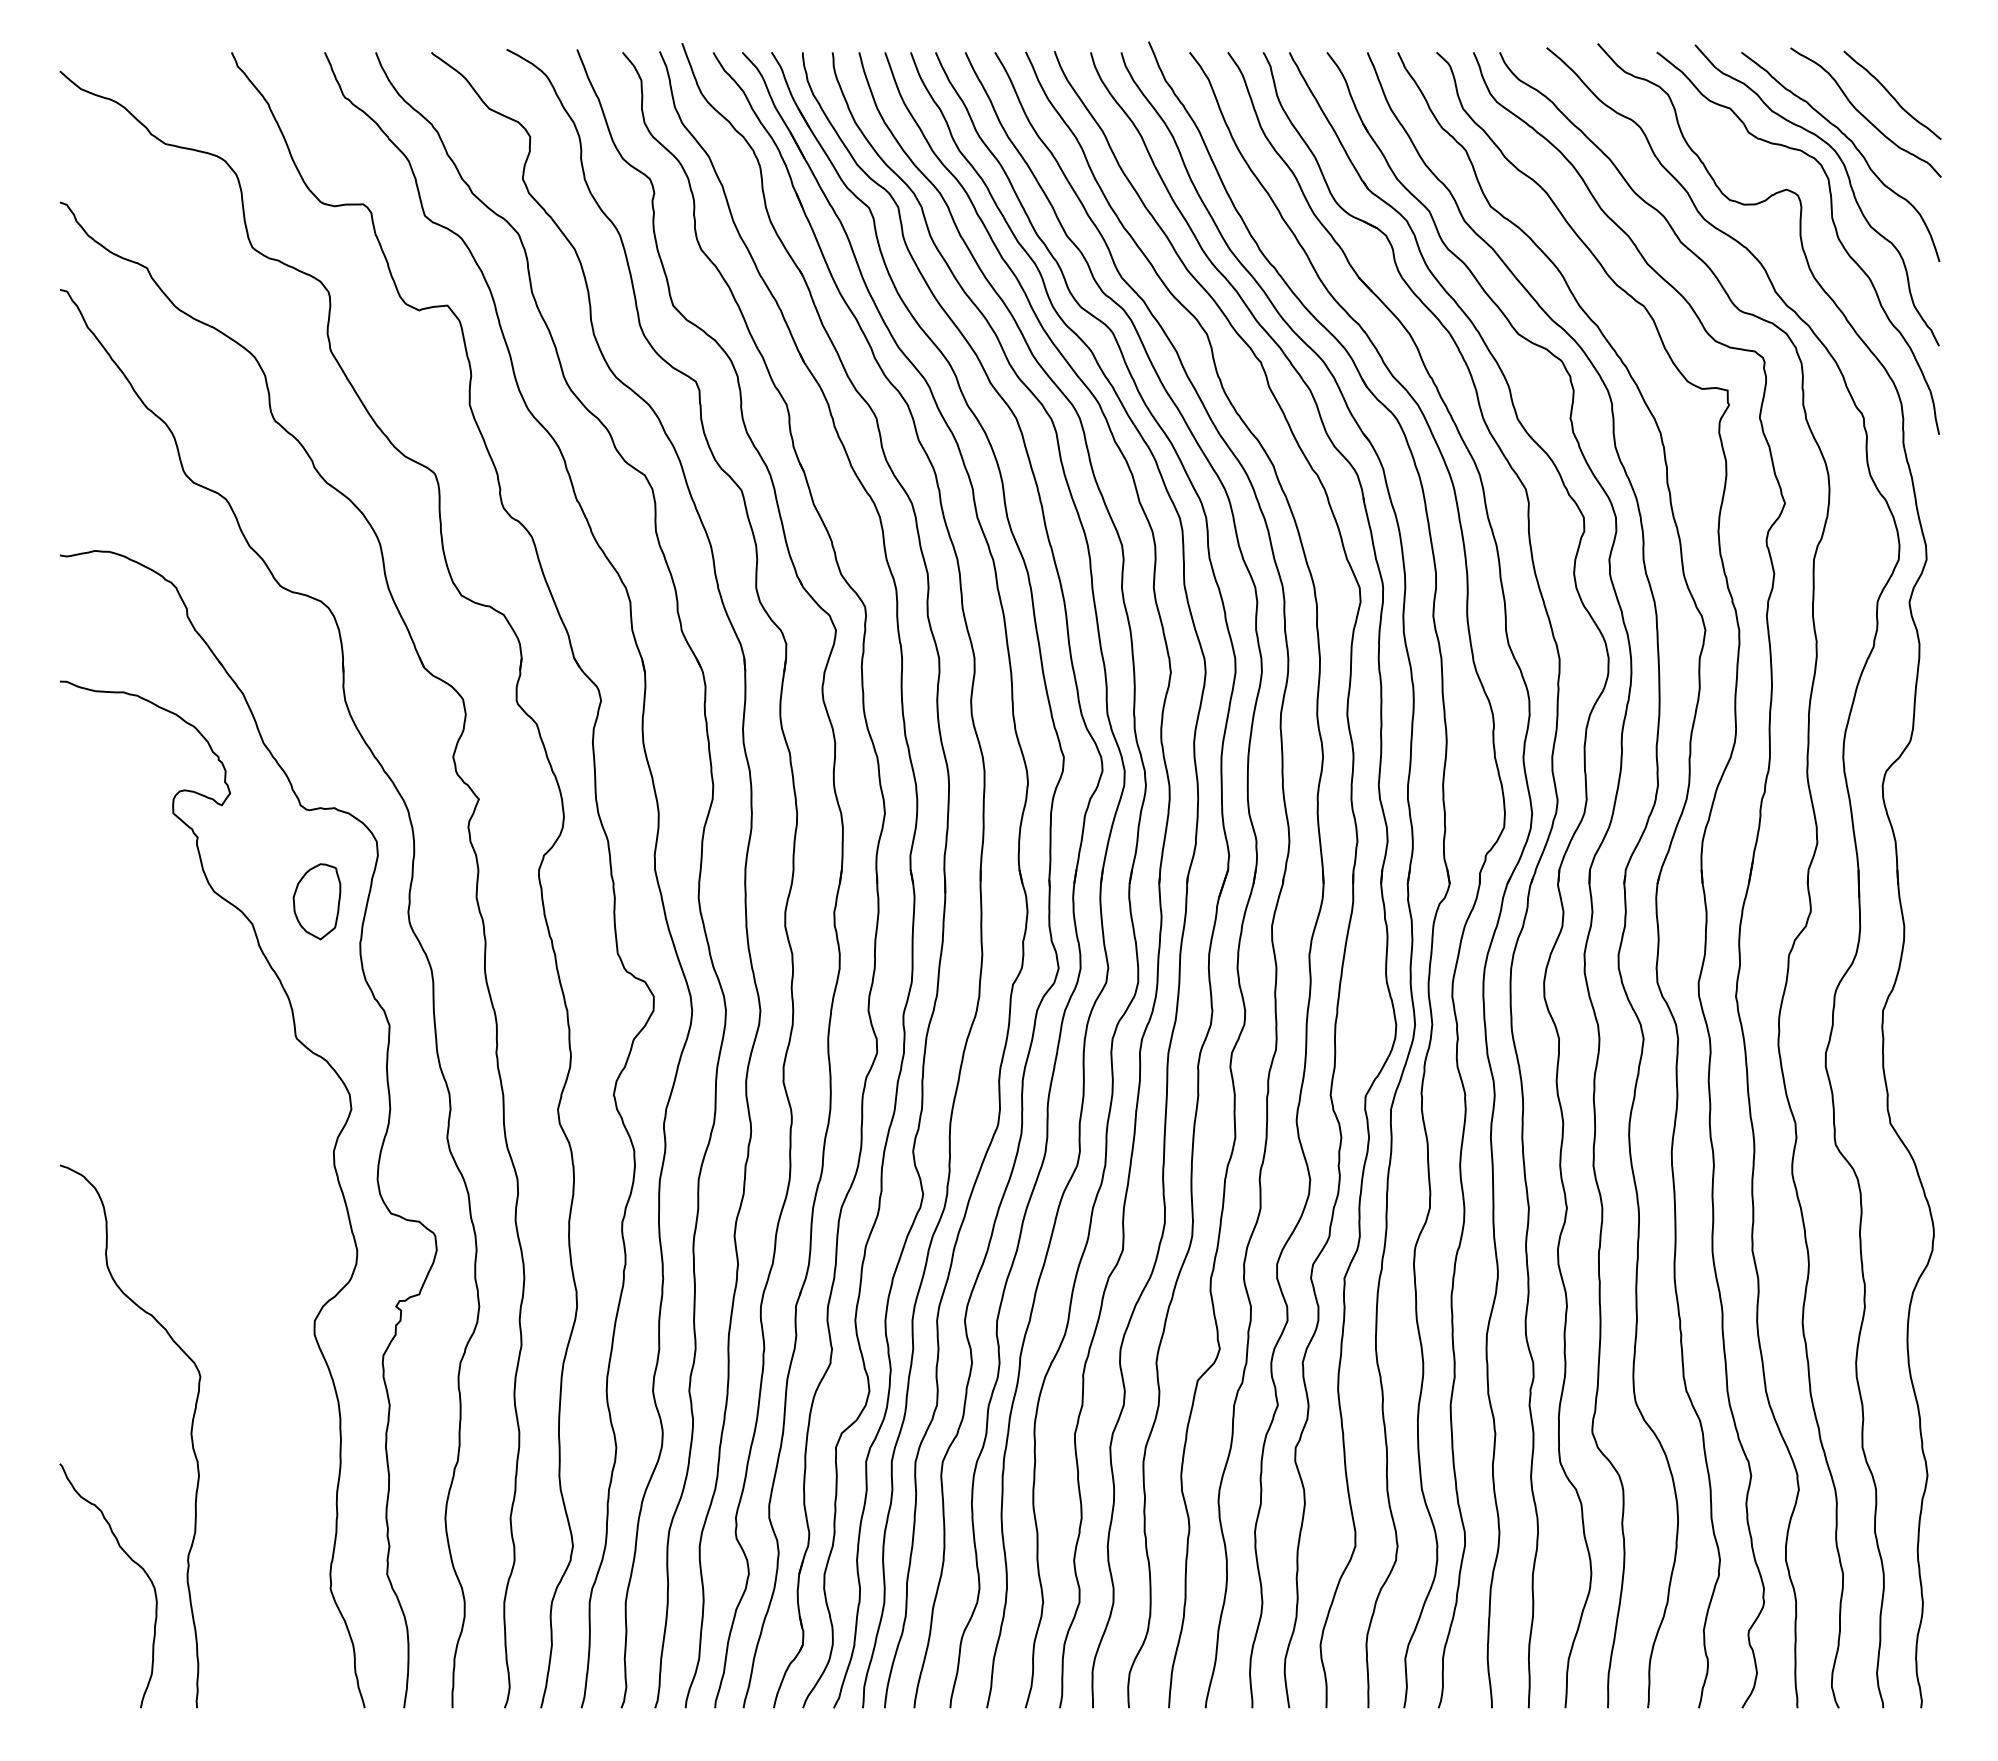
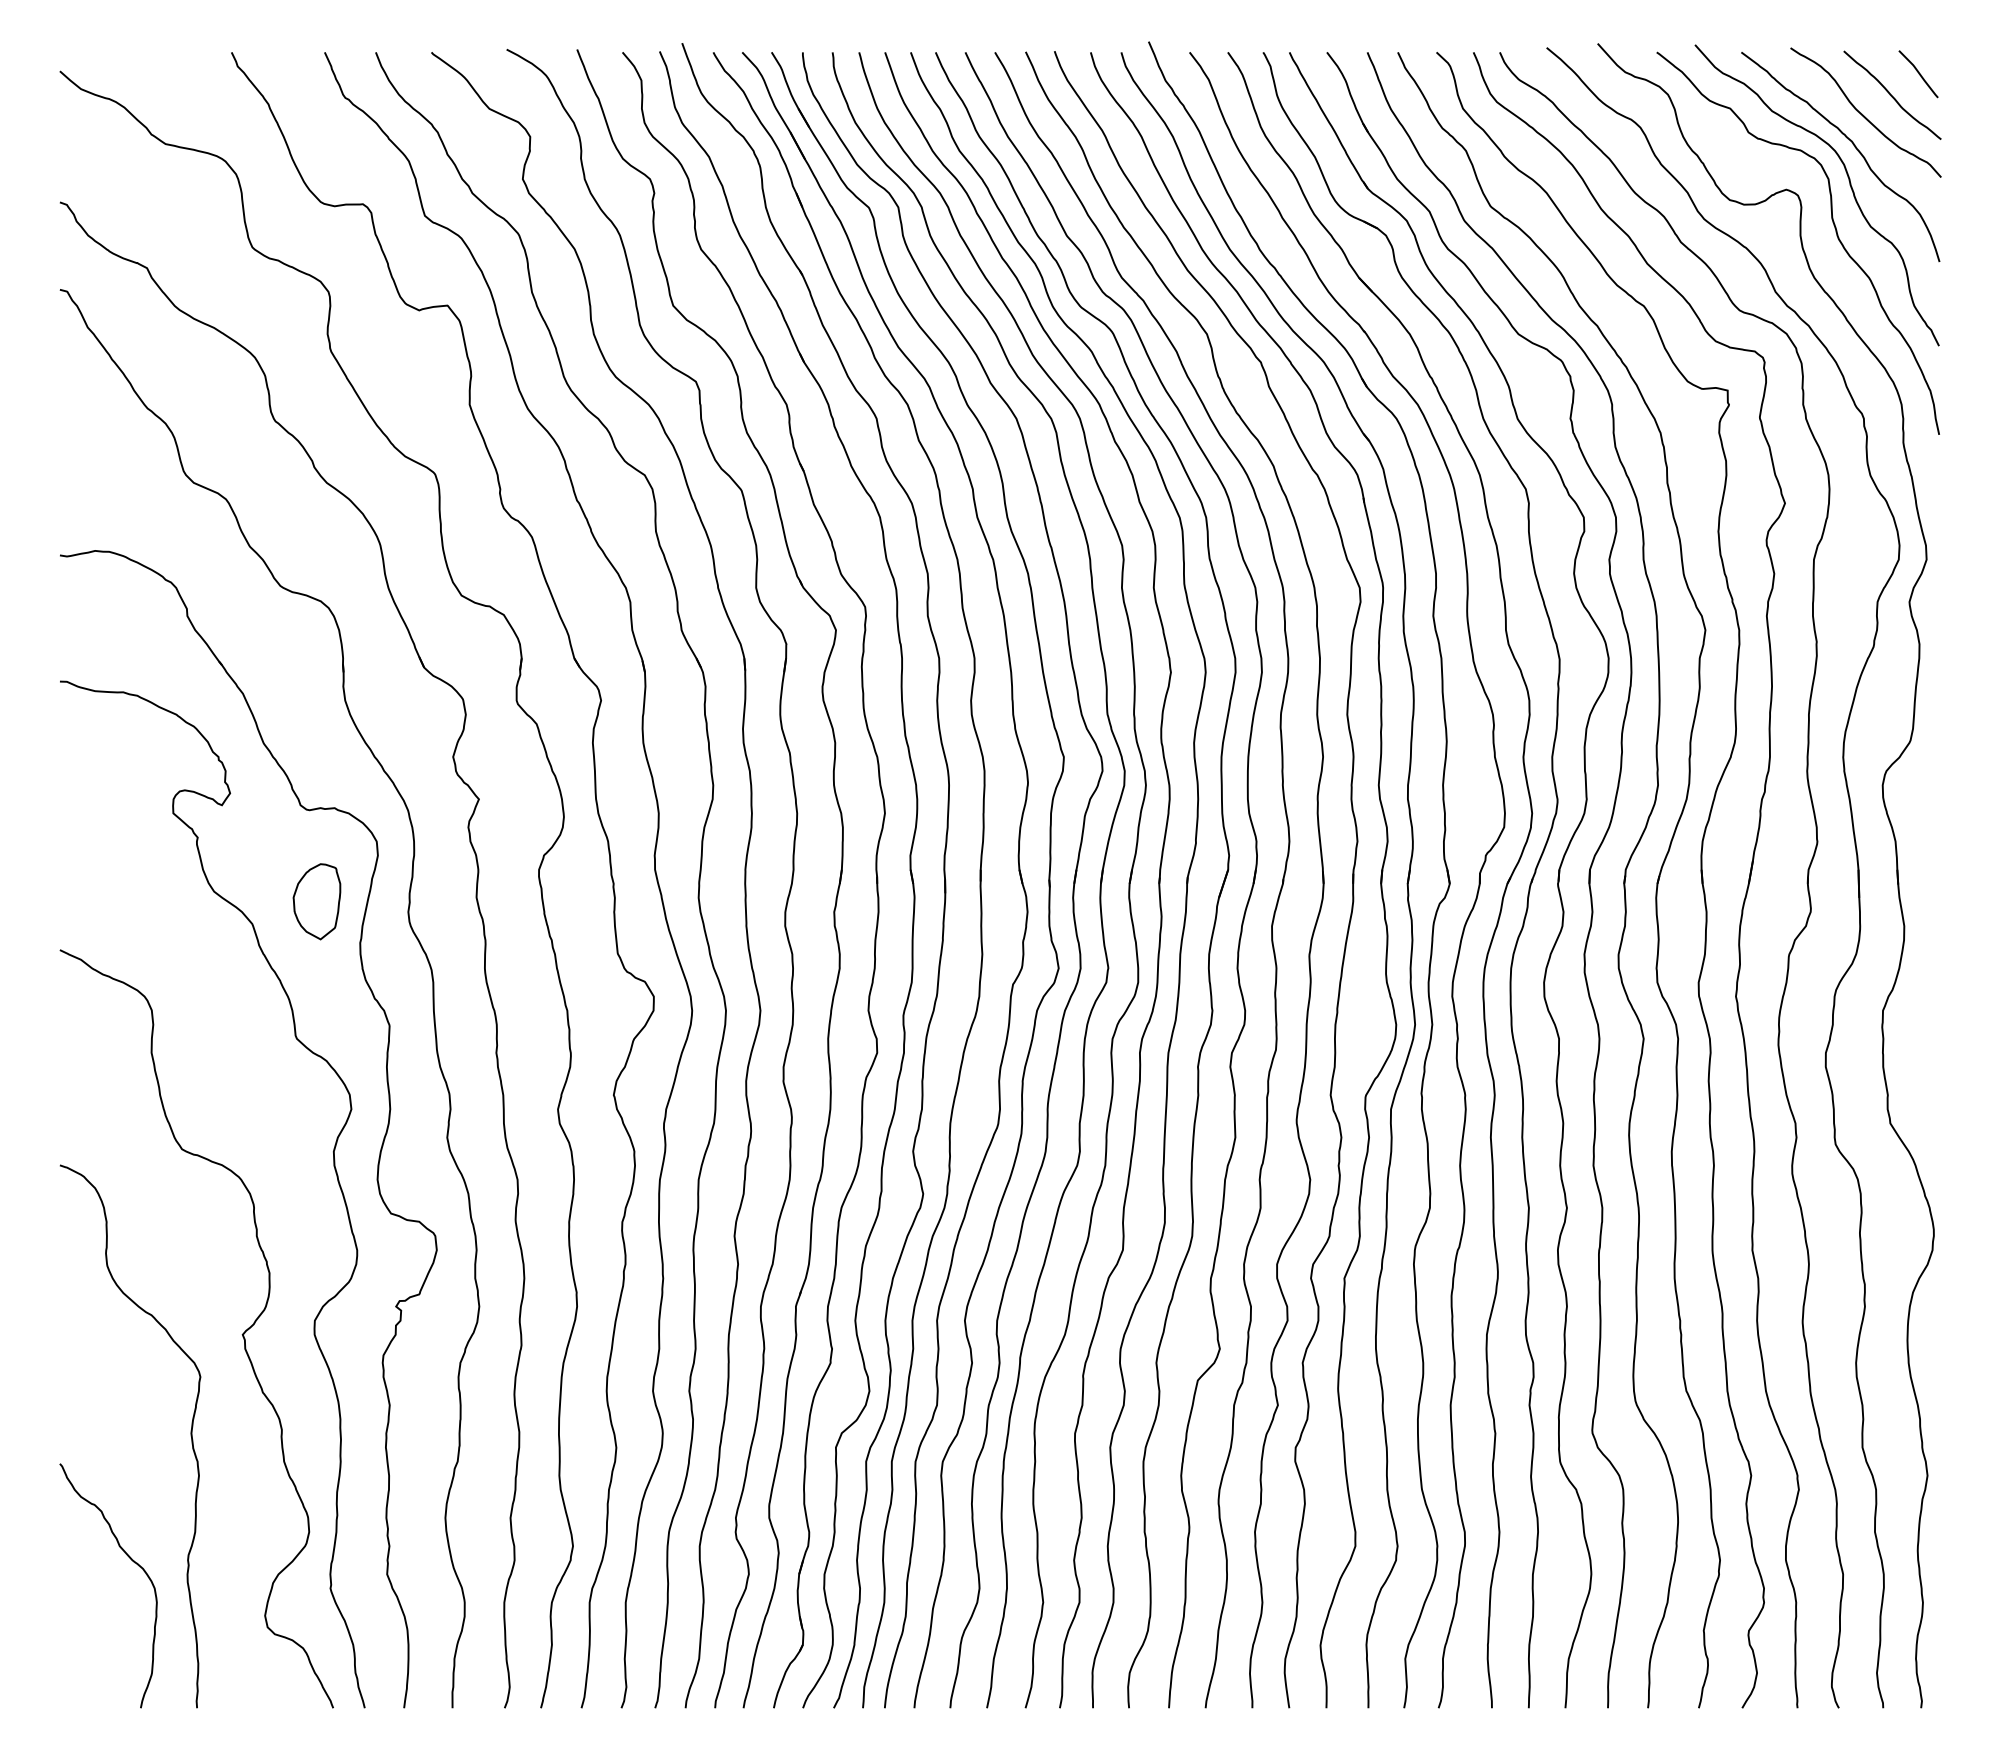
curve: none -> present (1918, 74)
curve: none -> present (241, 1334)
